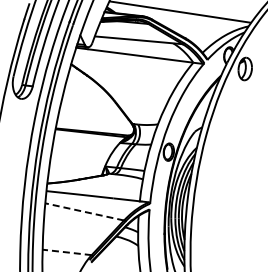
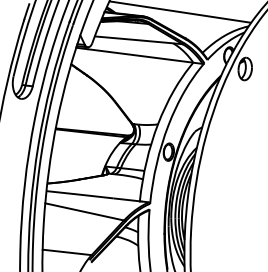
line: dashed -> solid (84, 211)
line: dashed -> solid (67, 252)
